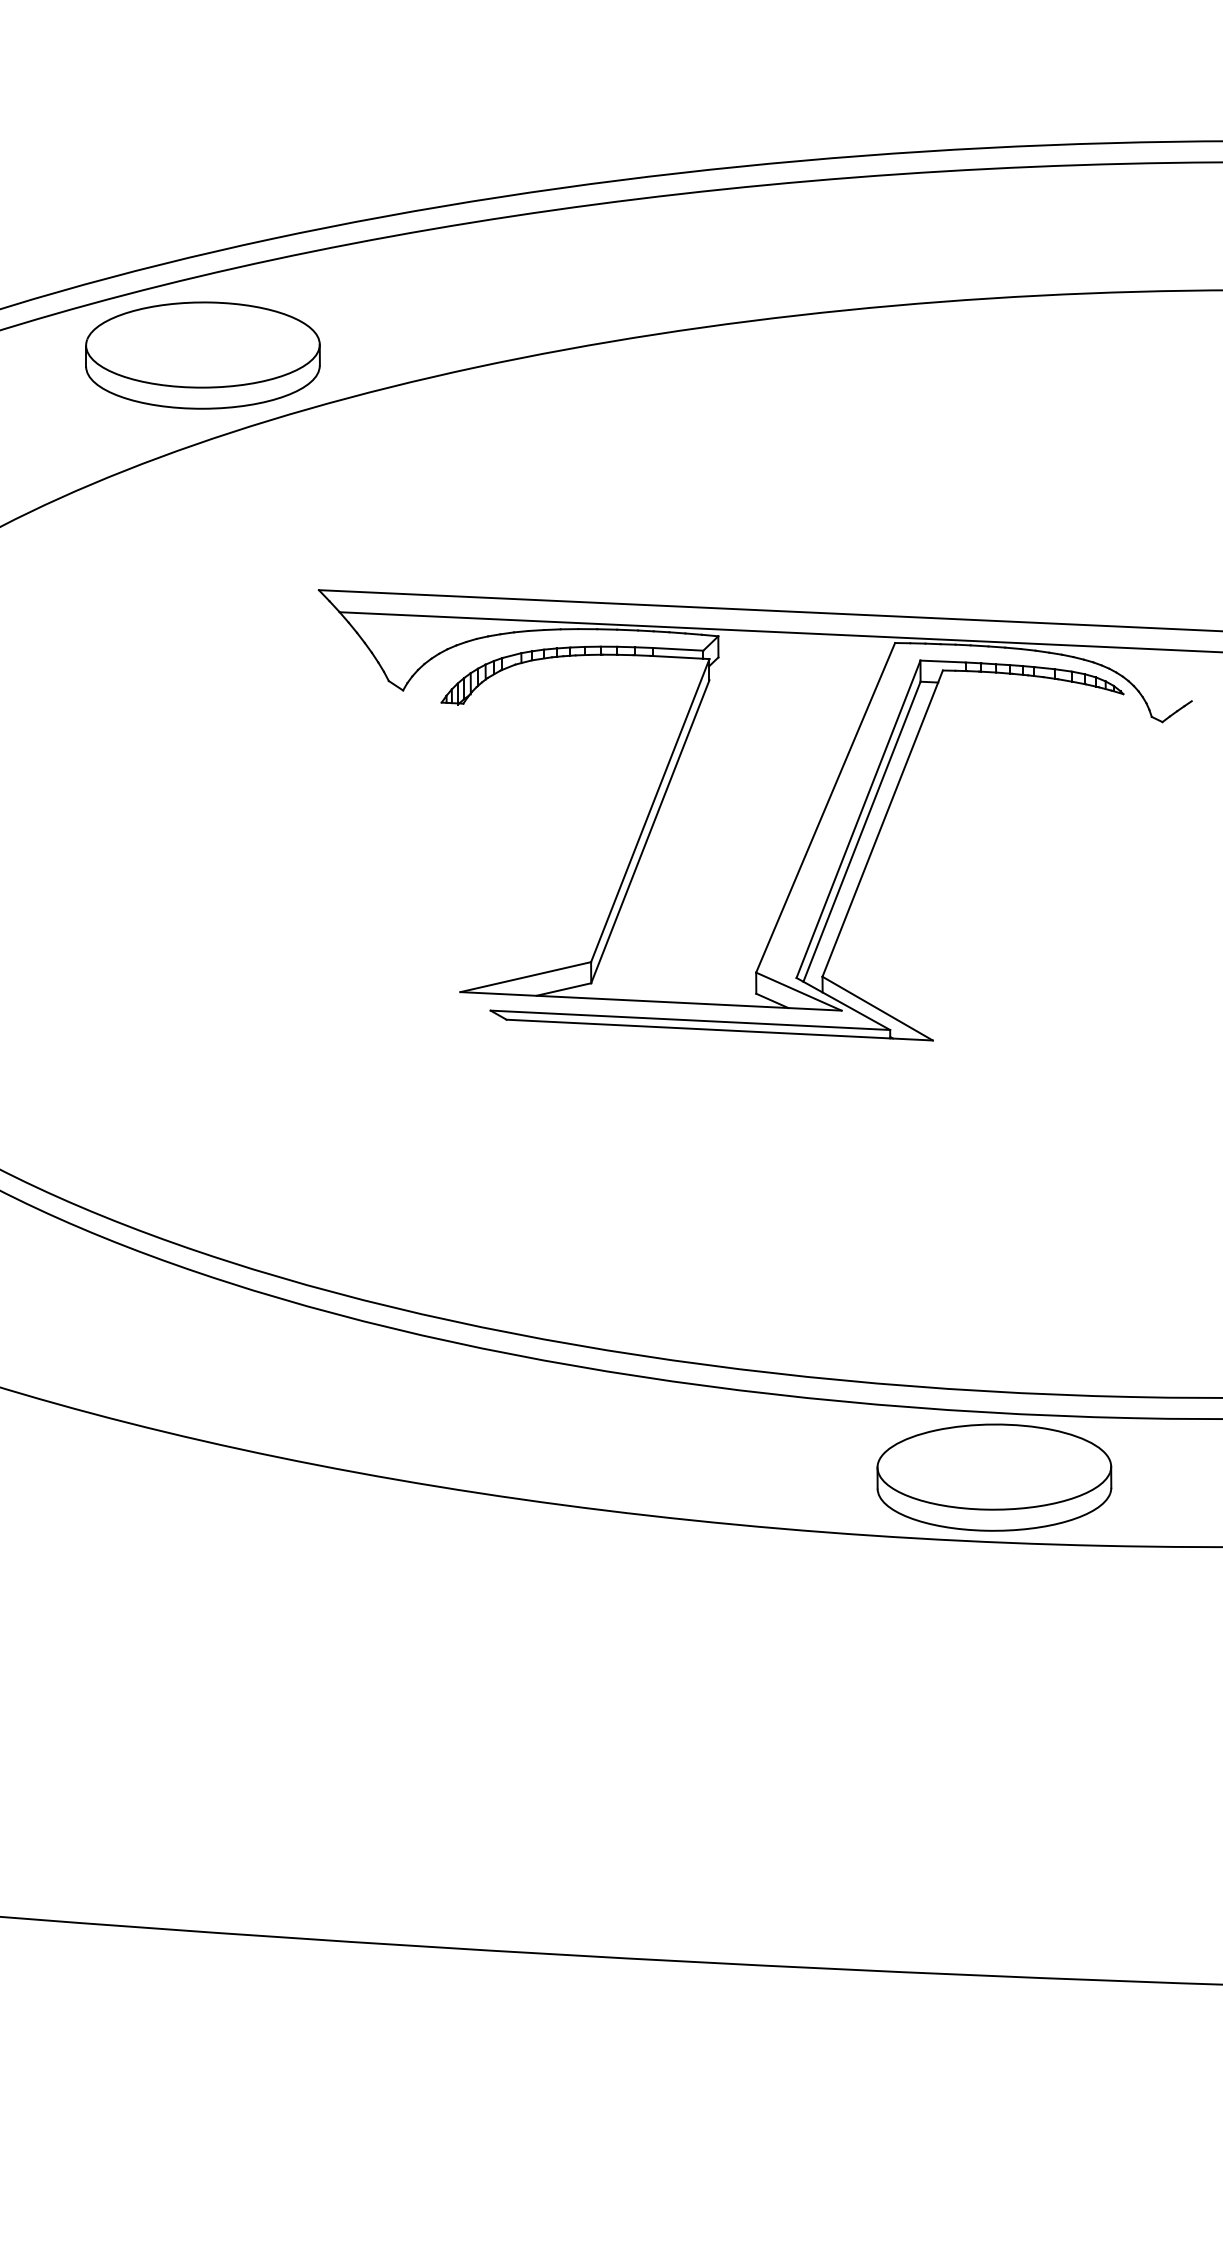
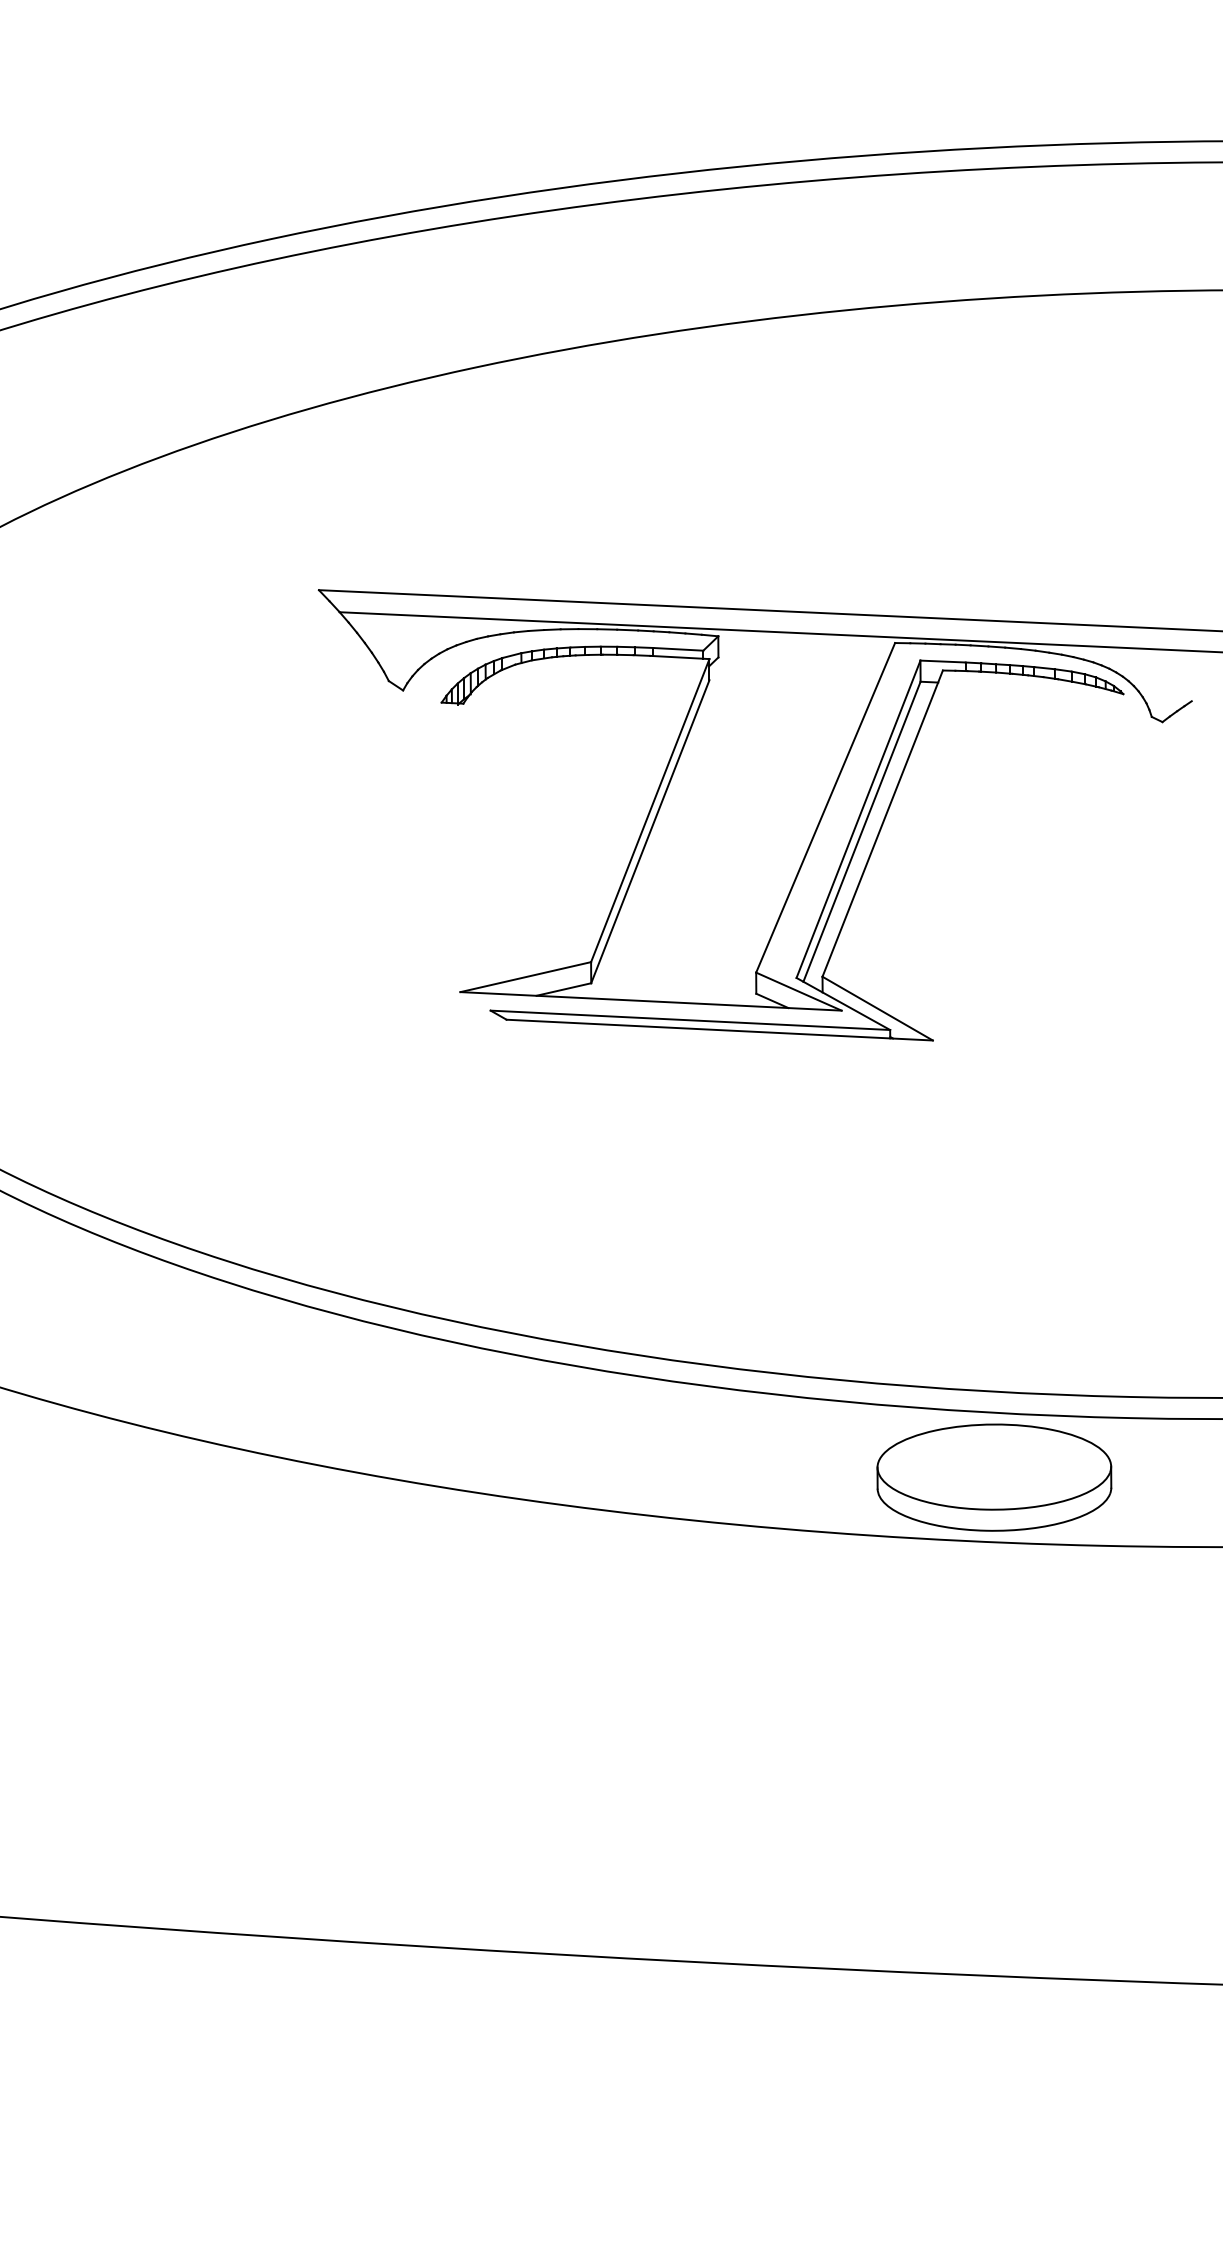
part: present -> none (202, 355)
